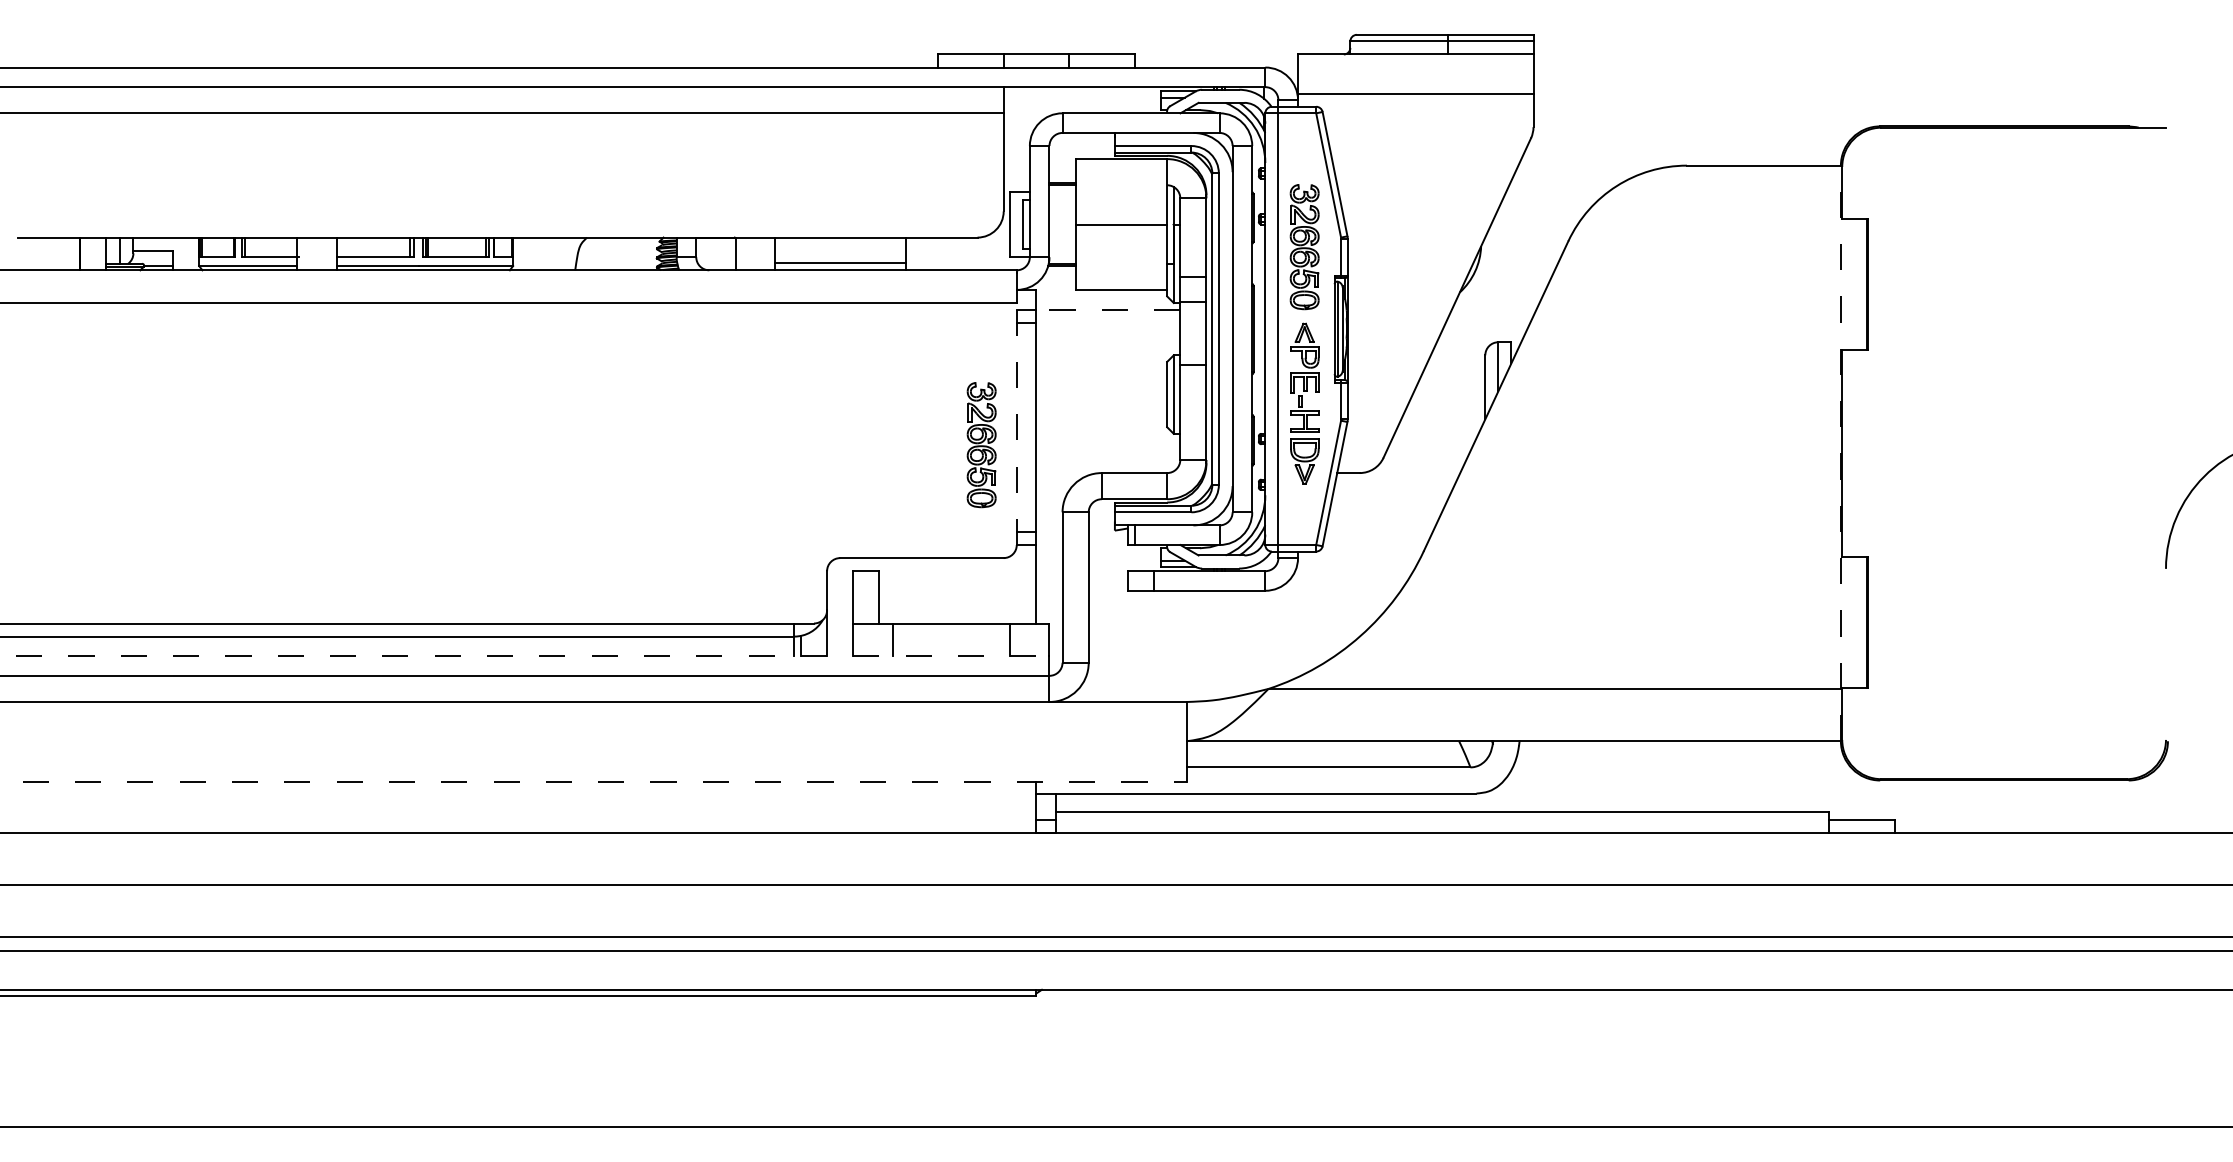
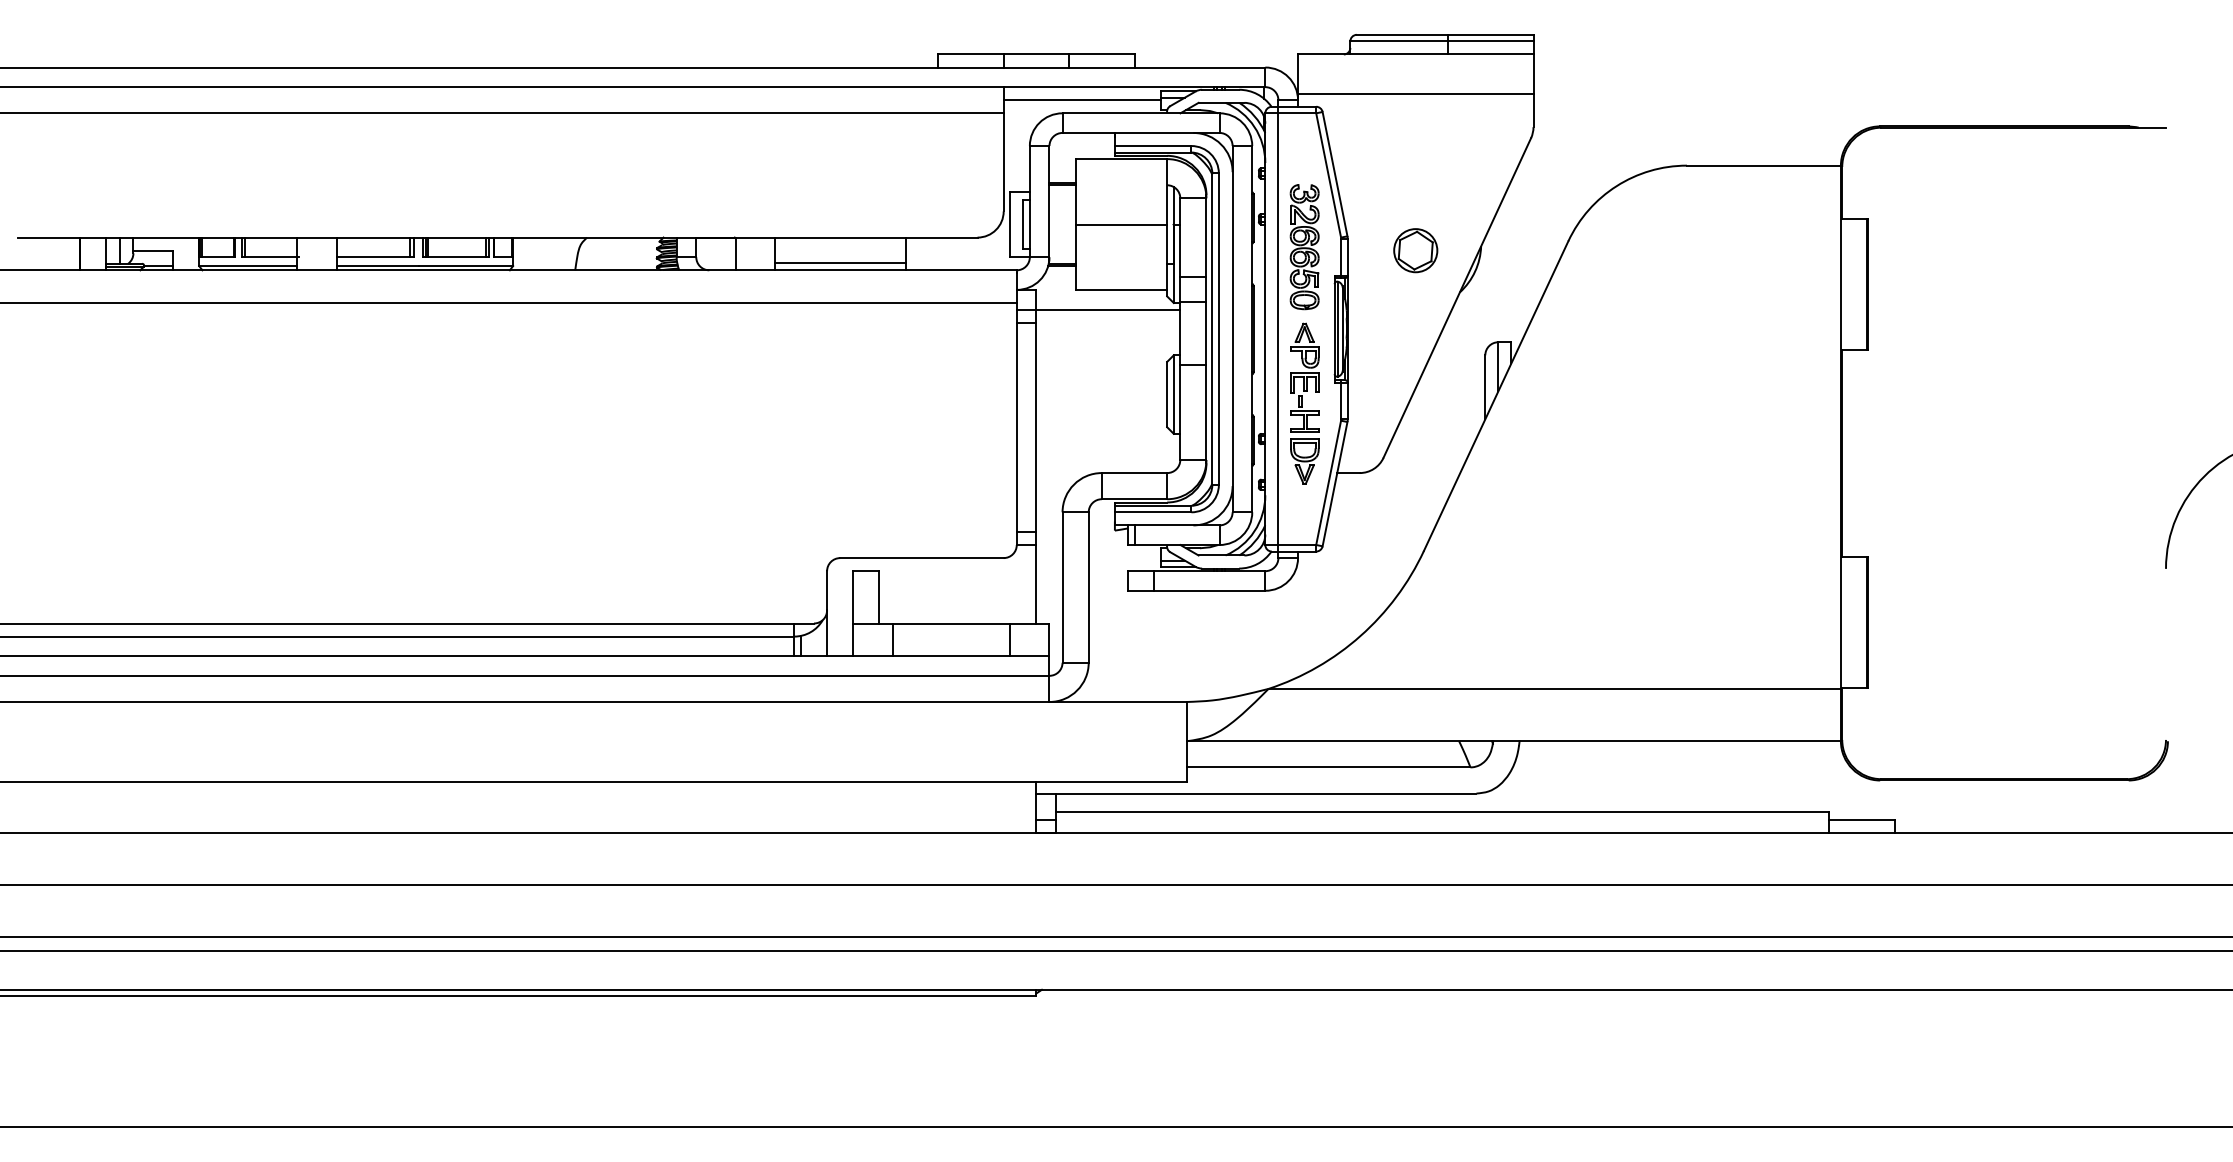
line: none -> present (1081, 100)
part: none -> present (1415, 250)
line: dashed -> solid (1108, 309)
line: dashed -> solid (1016, 423)
part: present -> none (981, 445)
line: dashed -> solid (1840, 453)
line: dashed -> solid (525, 656)
line: dashed -> solid (593, 781)
